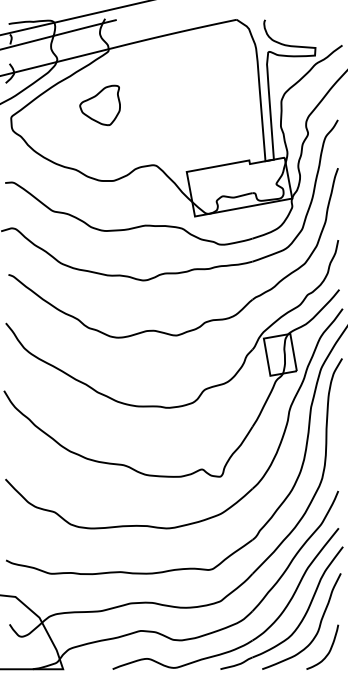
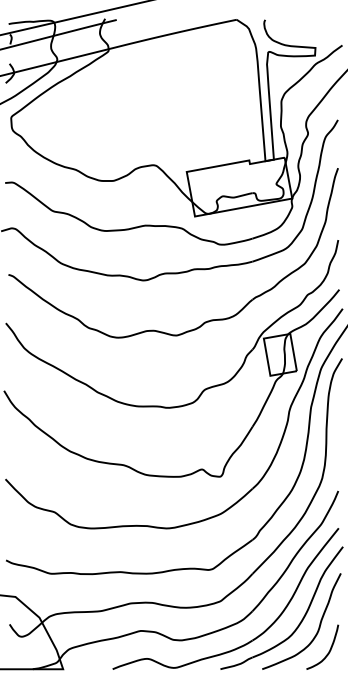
part: present -> none (99, 105)
